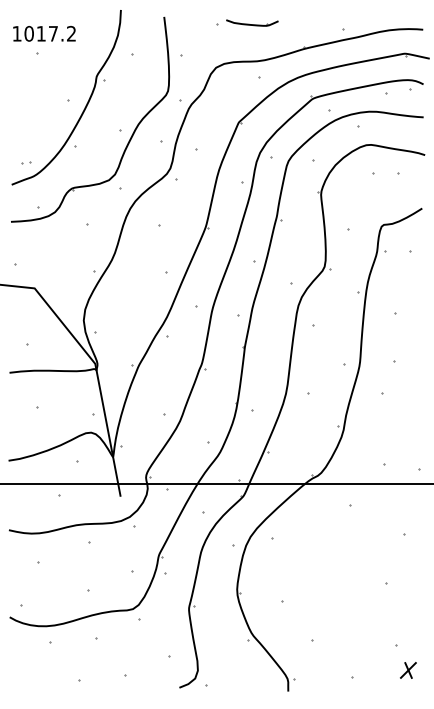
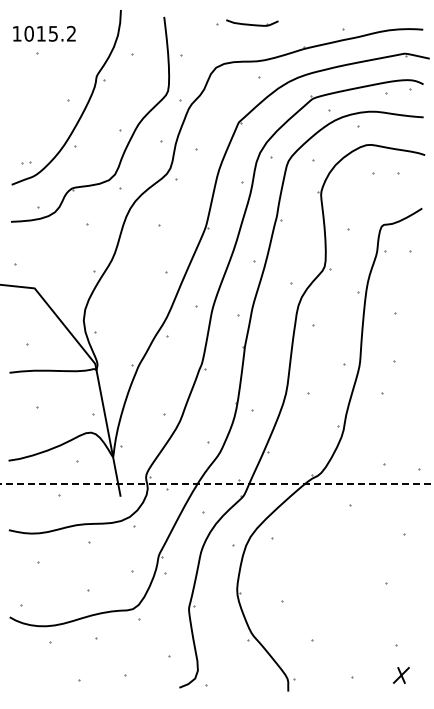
text: 1017.2 -> 1015.2 (52, 33)
line: solid -> dashed (217, 483)
part position: (408, 670) -> (401, 675) (401, 675)
